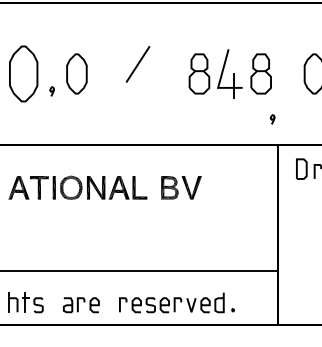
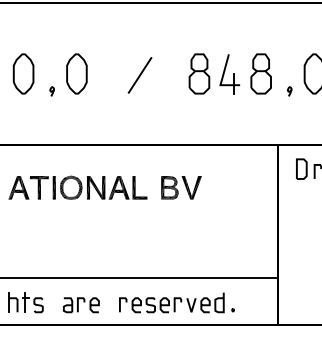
line position: (137, 64) -> (139, 75) (139, 75)
part size: 30x58 px -> 23x42 px (23, 73)
part size: 26x50 px -> 22x41 px (229, 74)
part position: (272, 119) -> (289, 91) (289, 91)
line position: (139, 271) -> (139, 278) (139, 278)
